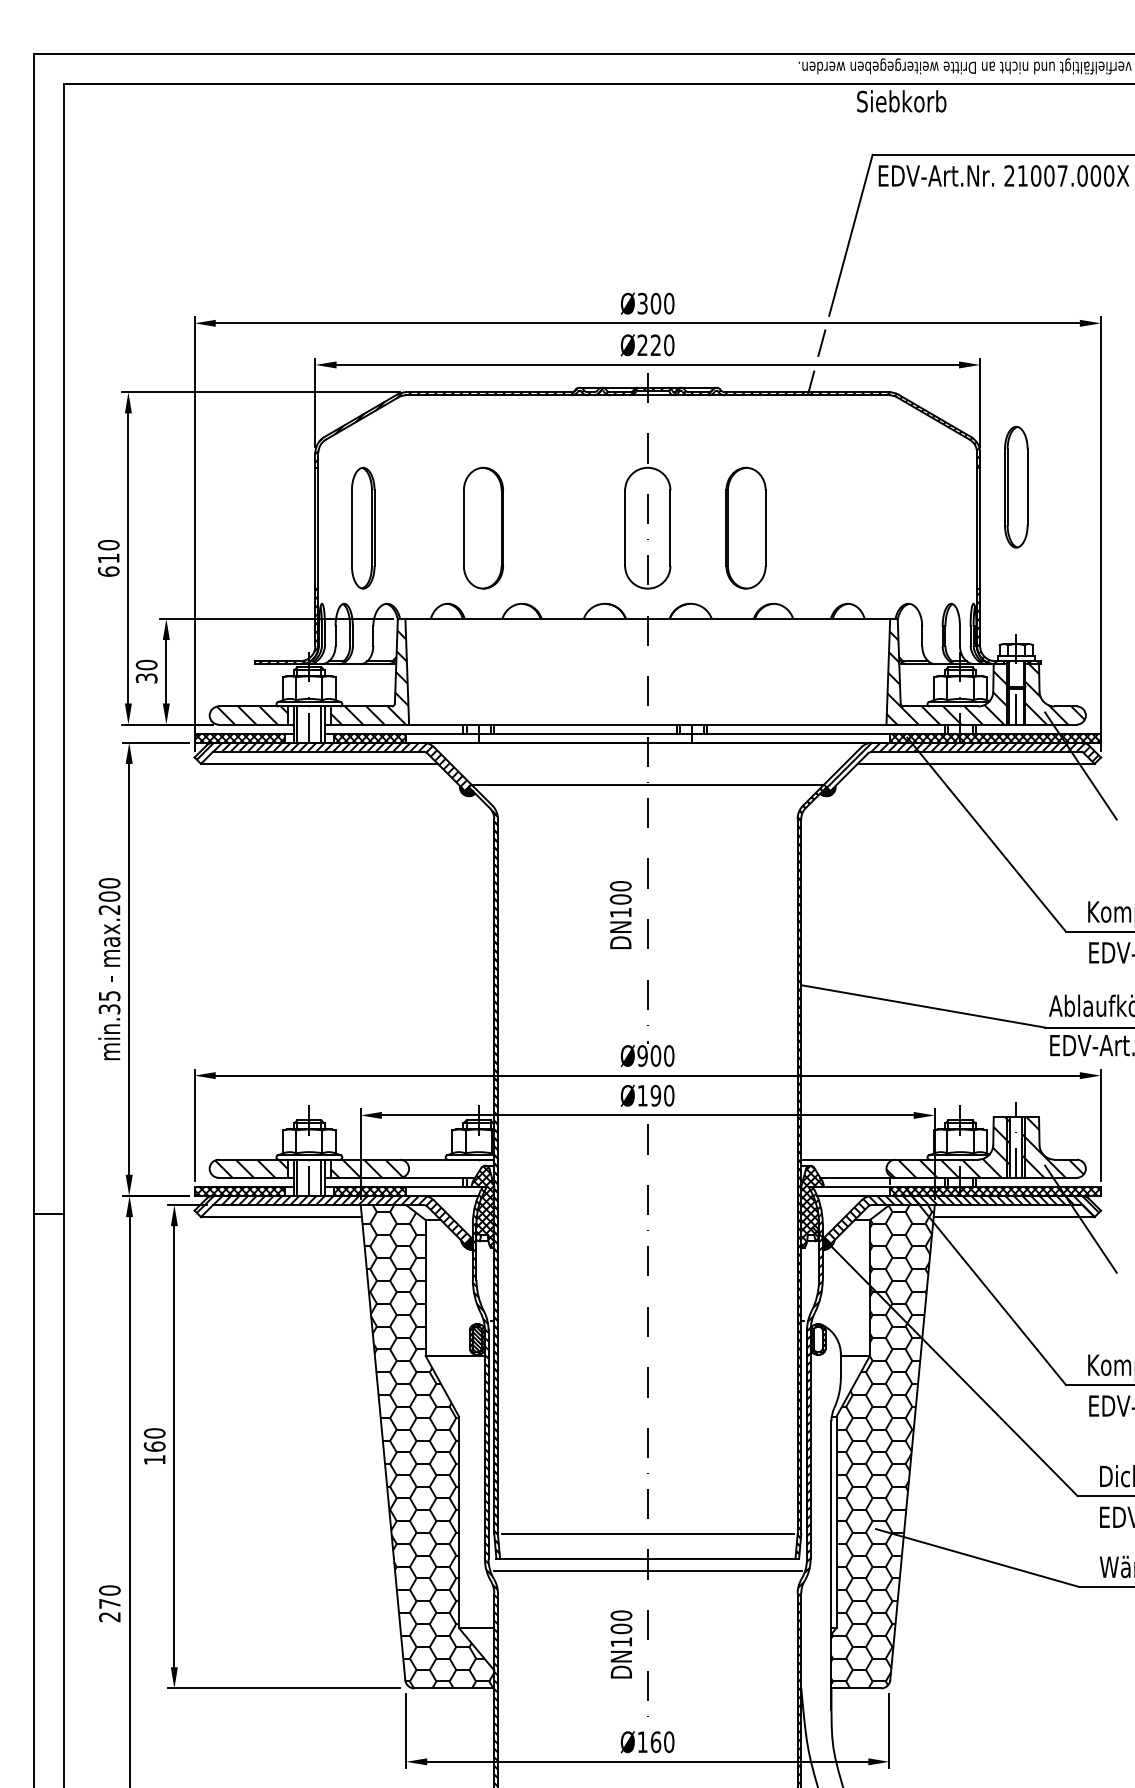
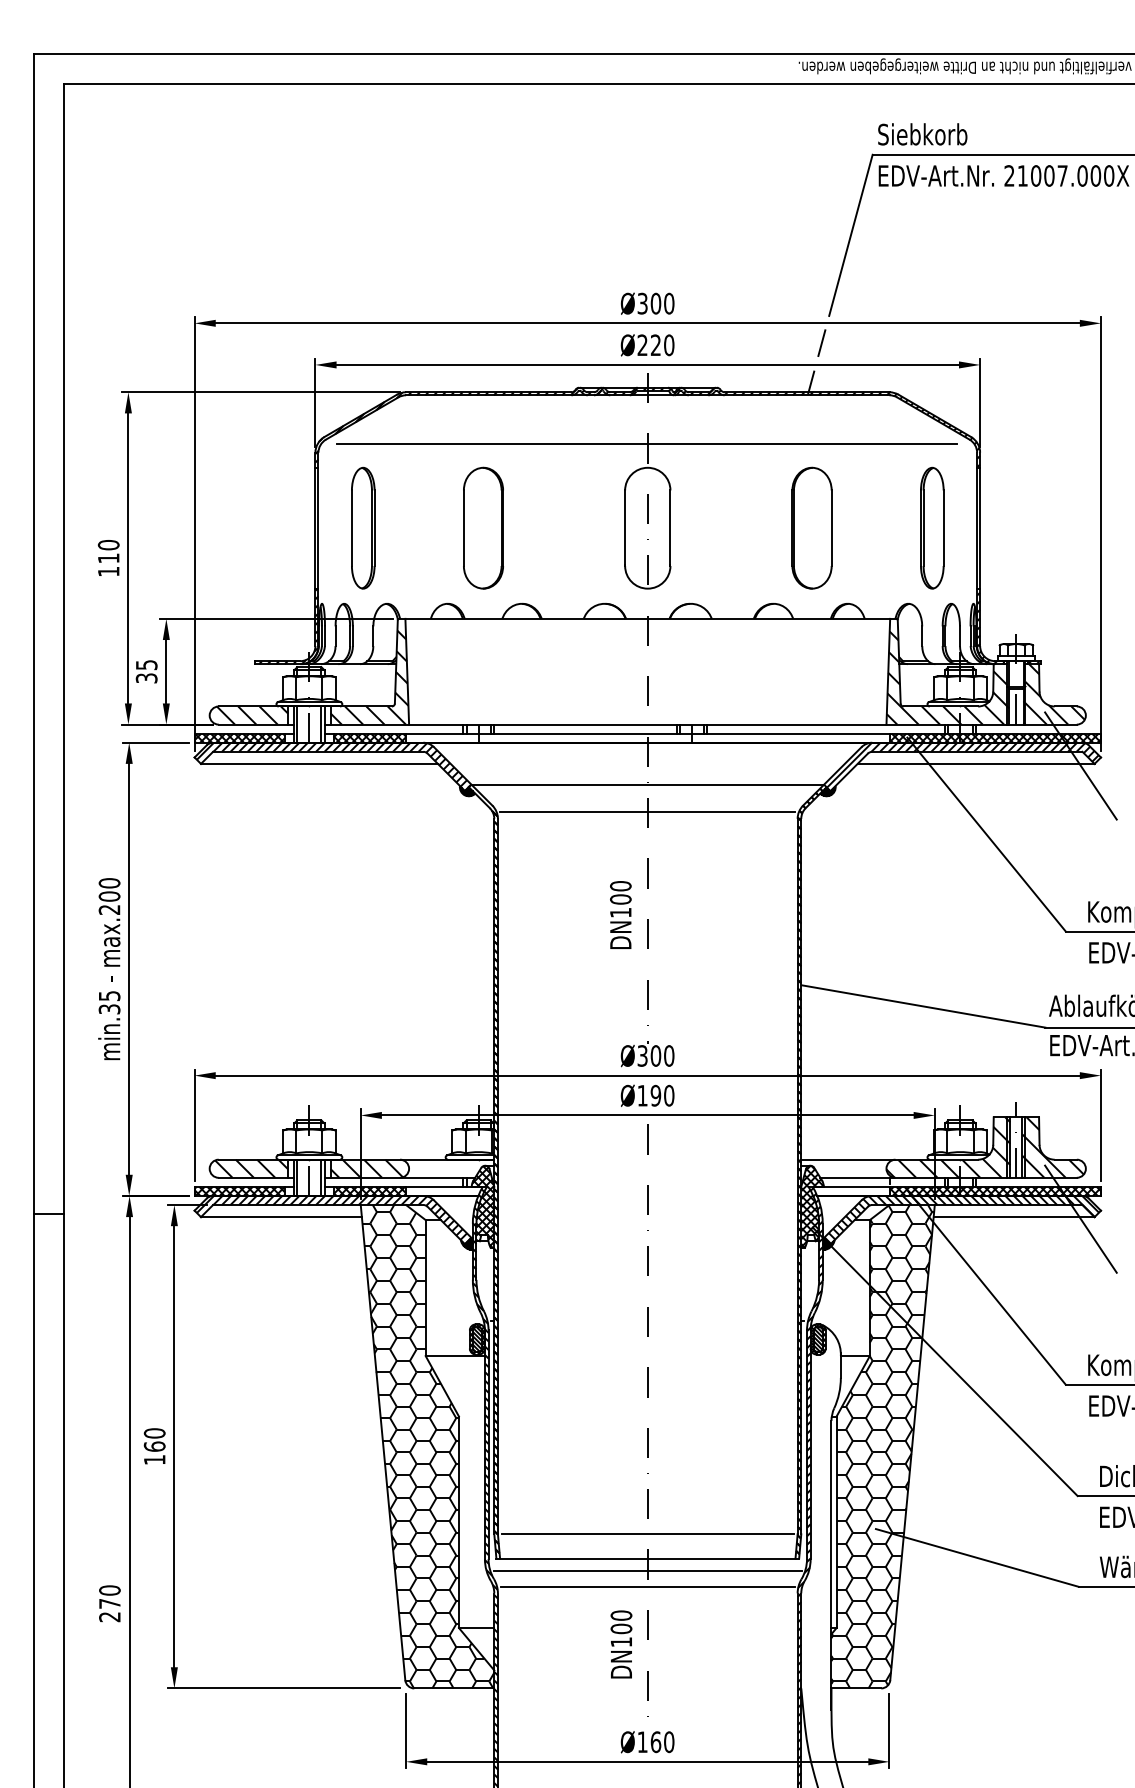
text position: (901, 101) -> (922, 134) (922, 134)
line: none -> present (646, 443)
part position: (1016, 486) -> (932, 527) (932, 527)
part position: (745, 527) -> (811, 527) (811, 527)
text: 610 -> 110 (108, 571)
text: 30 -> 35 (146, 664)
line: none -> present (647, 811)
text: Ø900 -> Ø300 (642, 1055)
hatch: none -> present (817, 1339)
line: none -> present (647, 1586)
